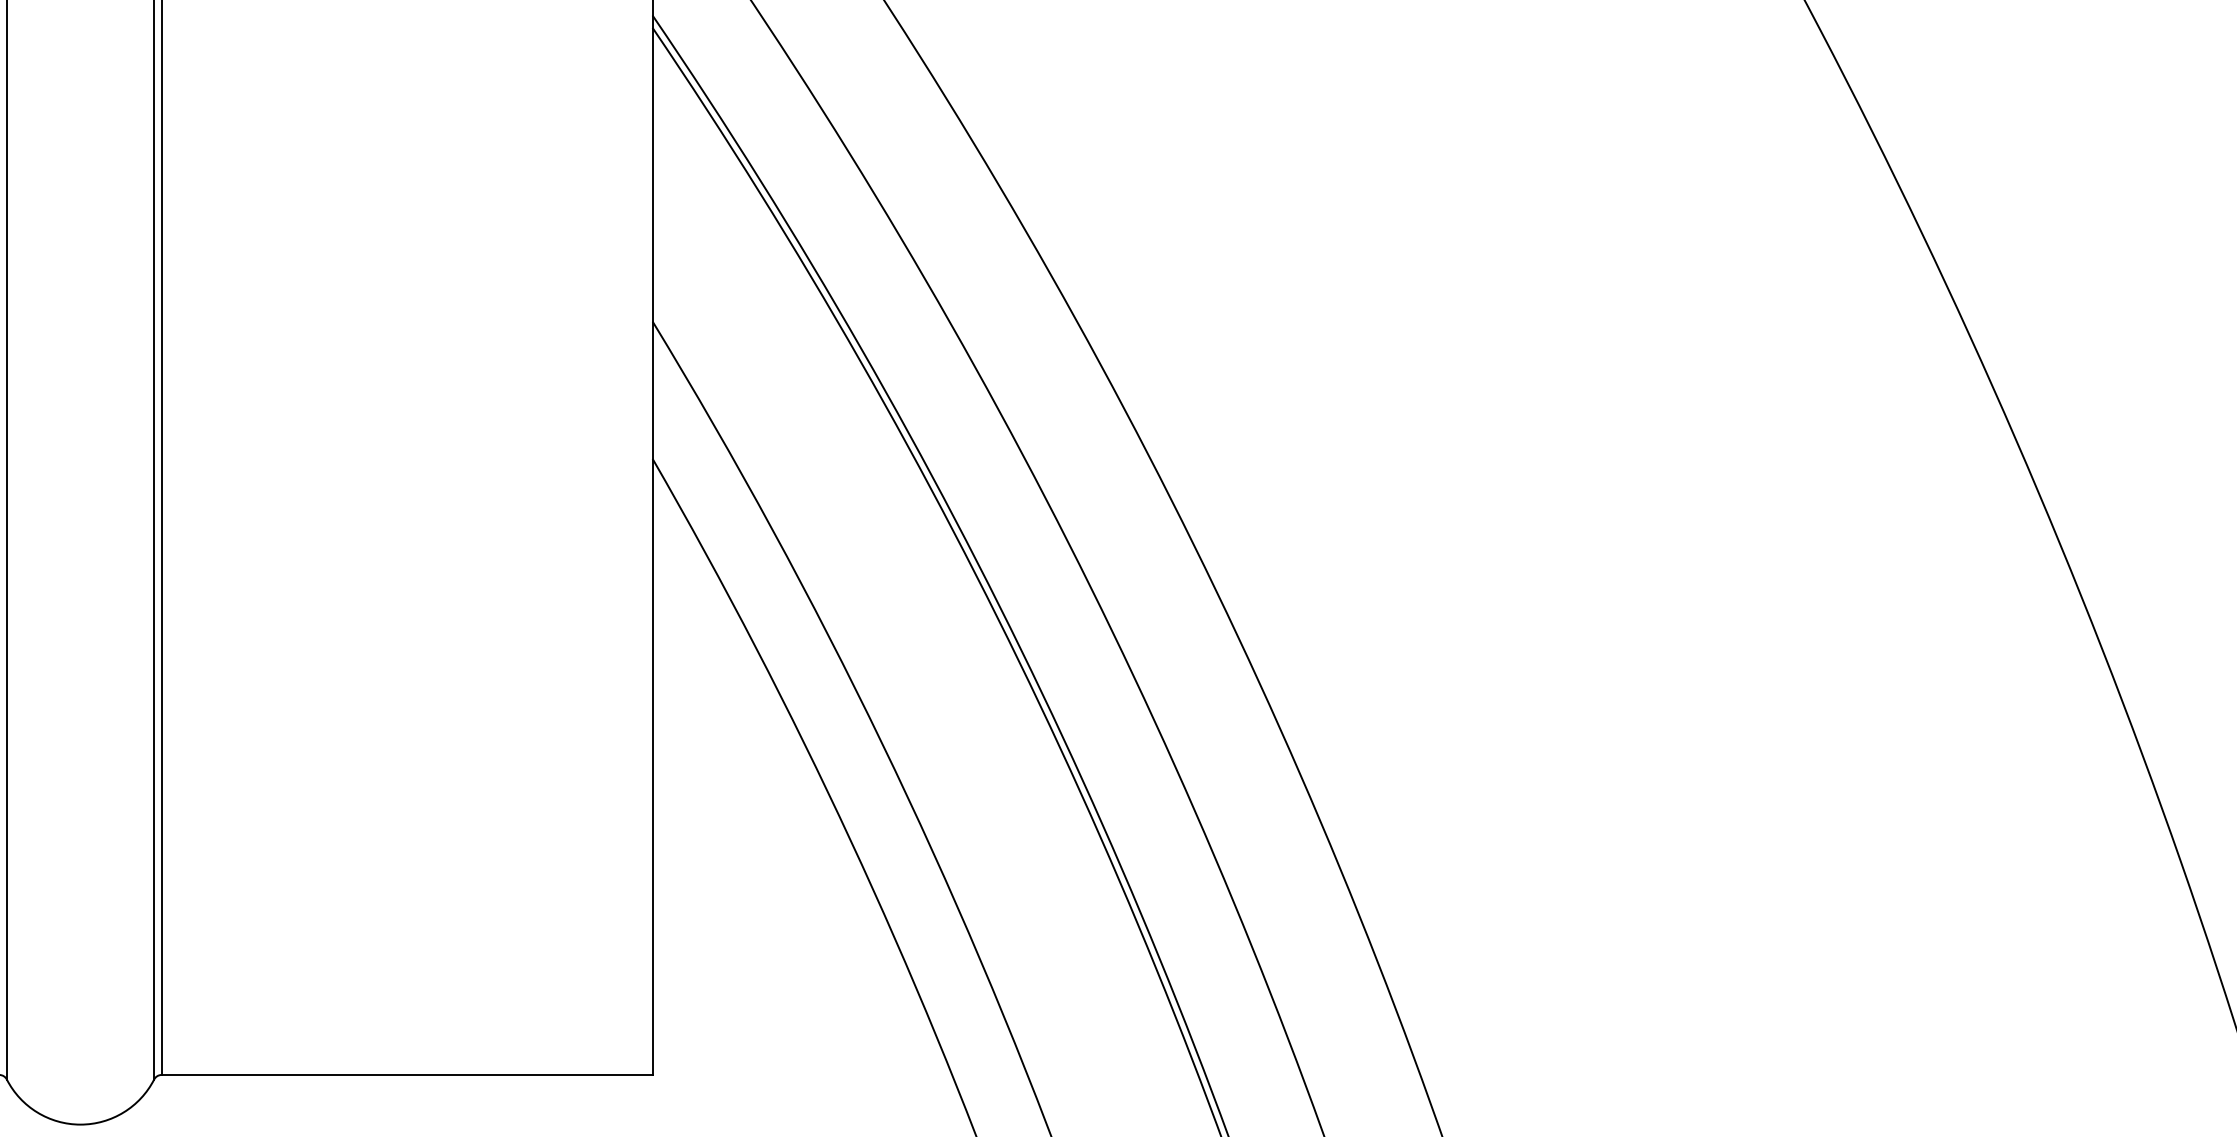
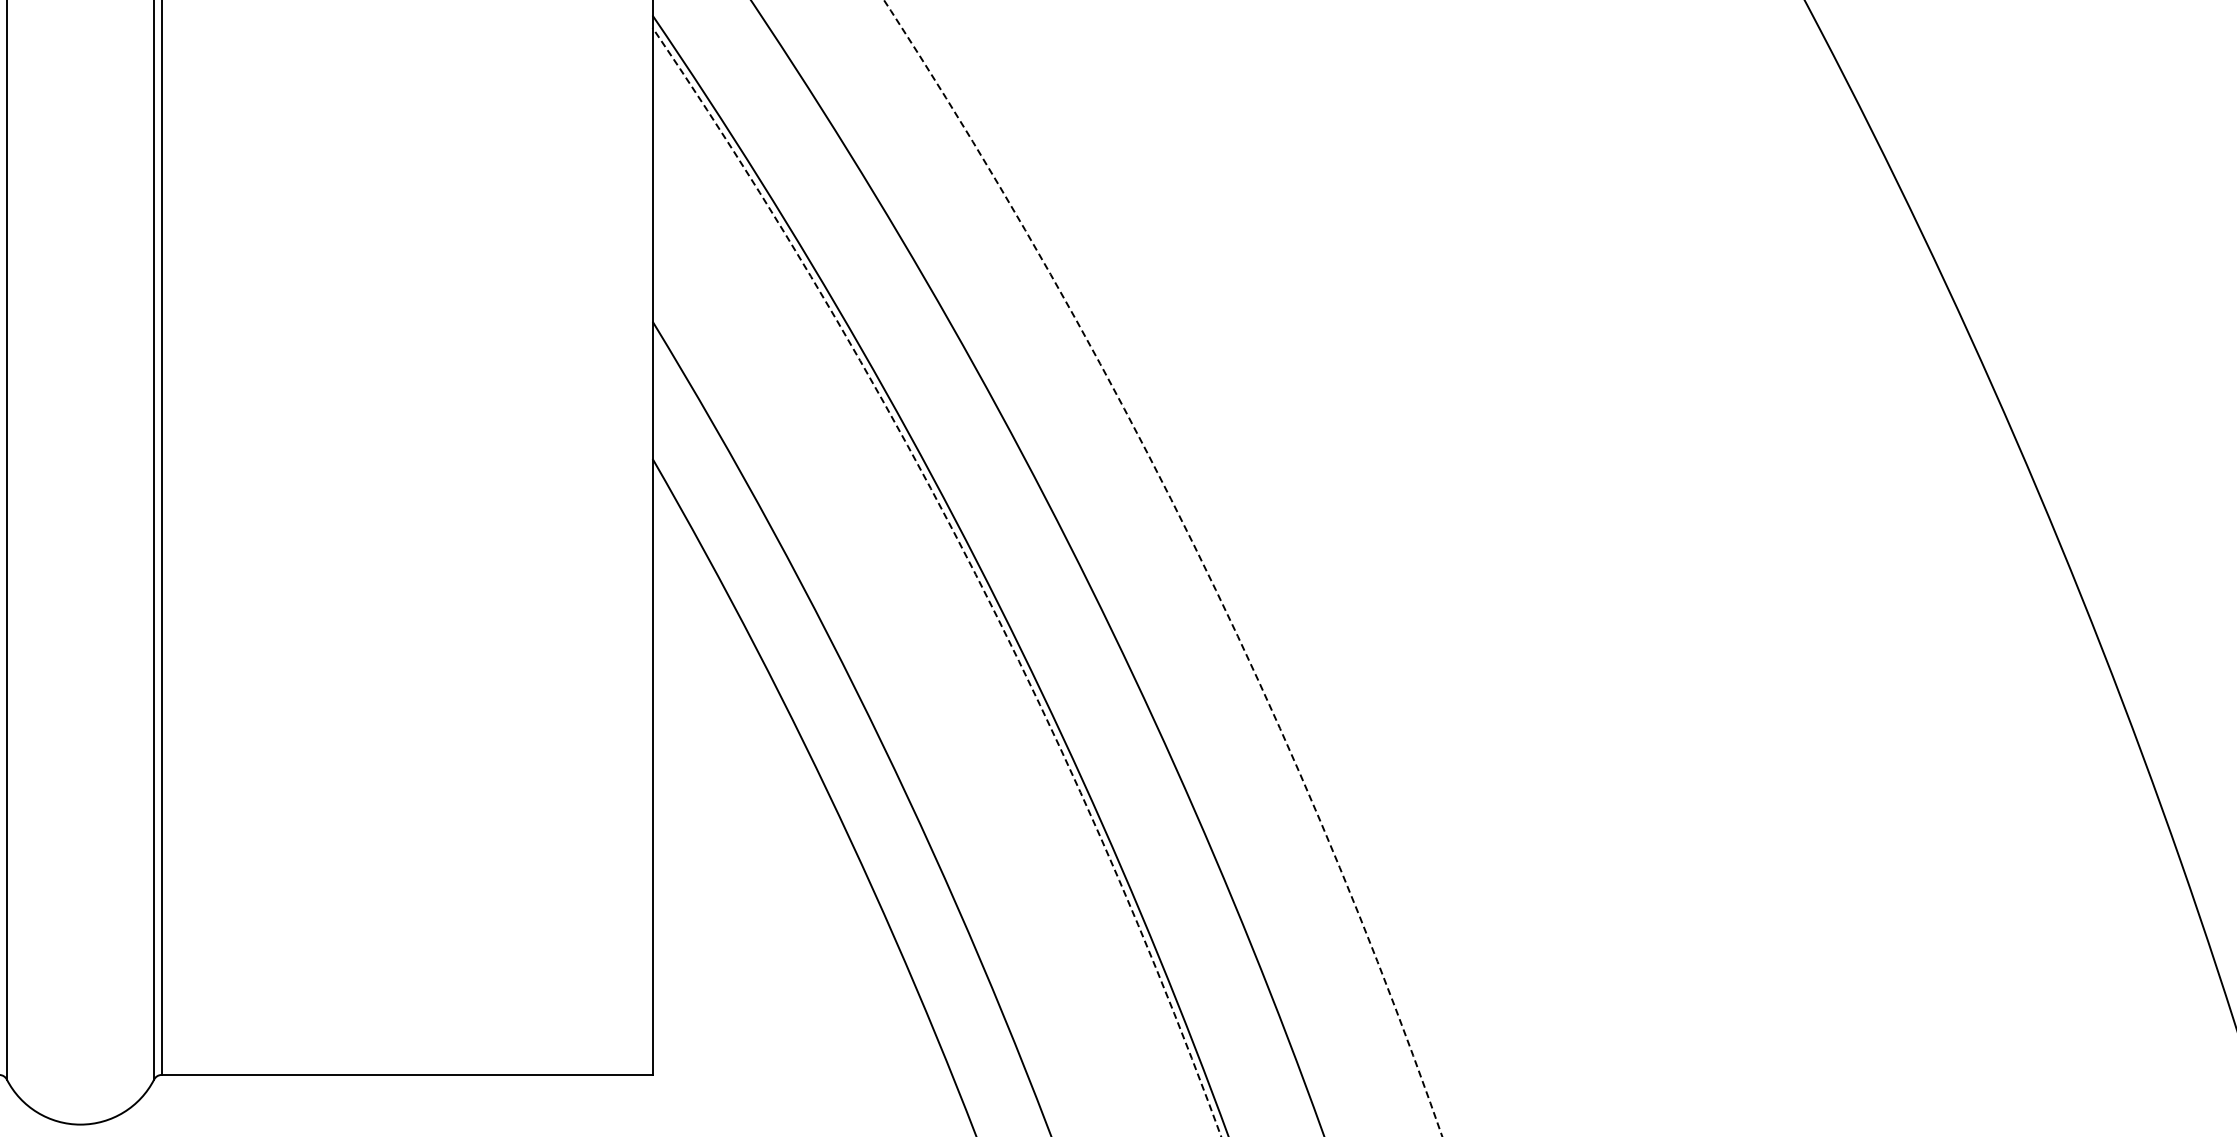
arc: solid -> dashed (1195, 549)
arc: solid -> dashed (970, 564)
